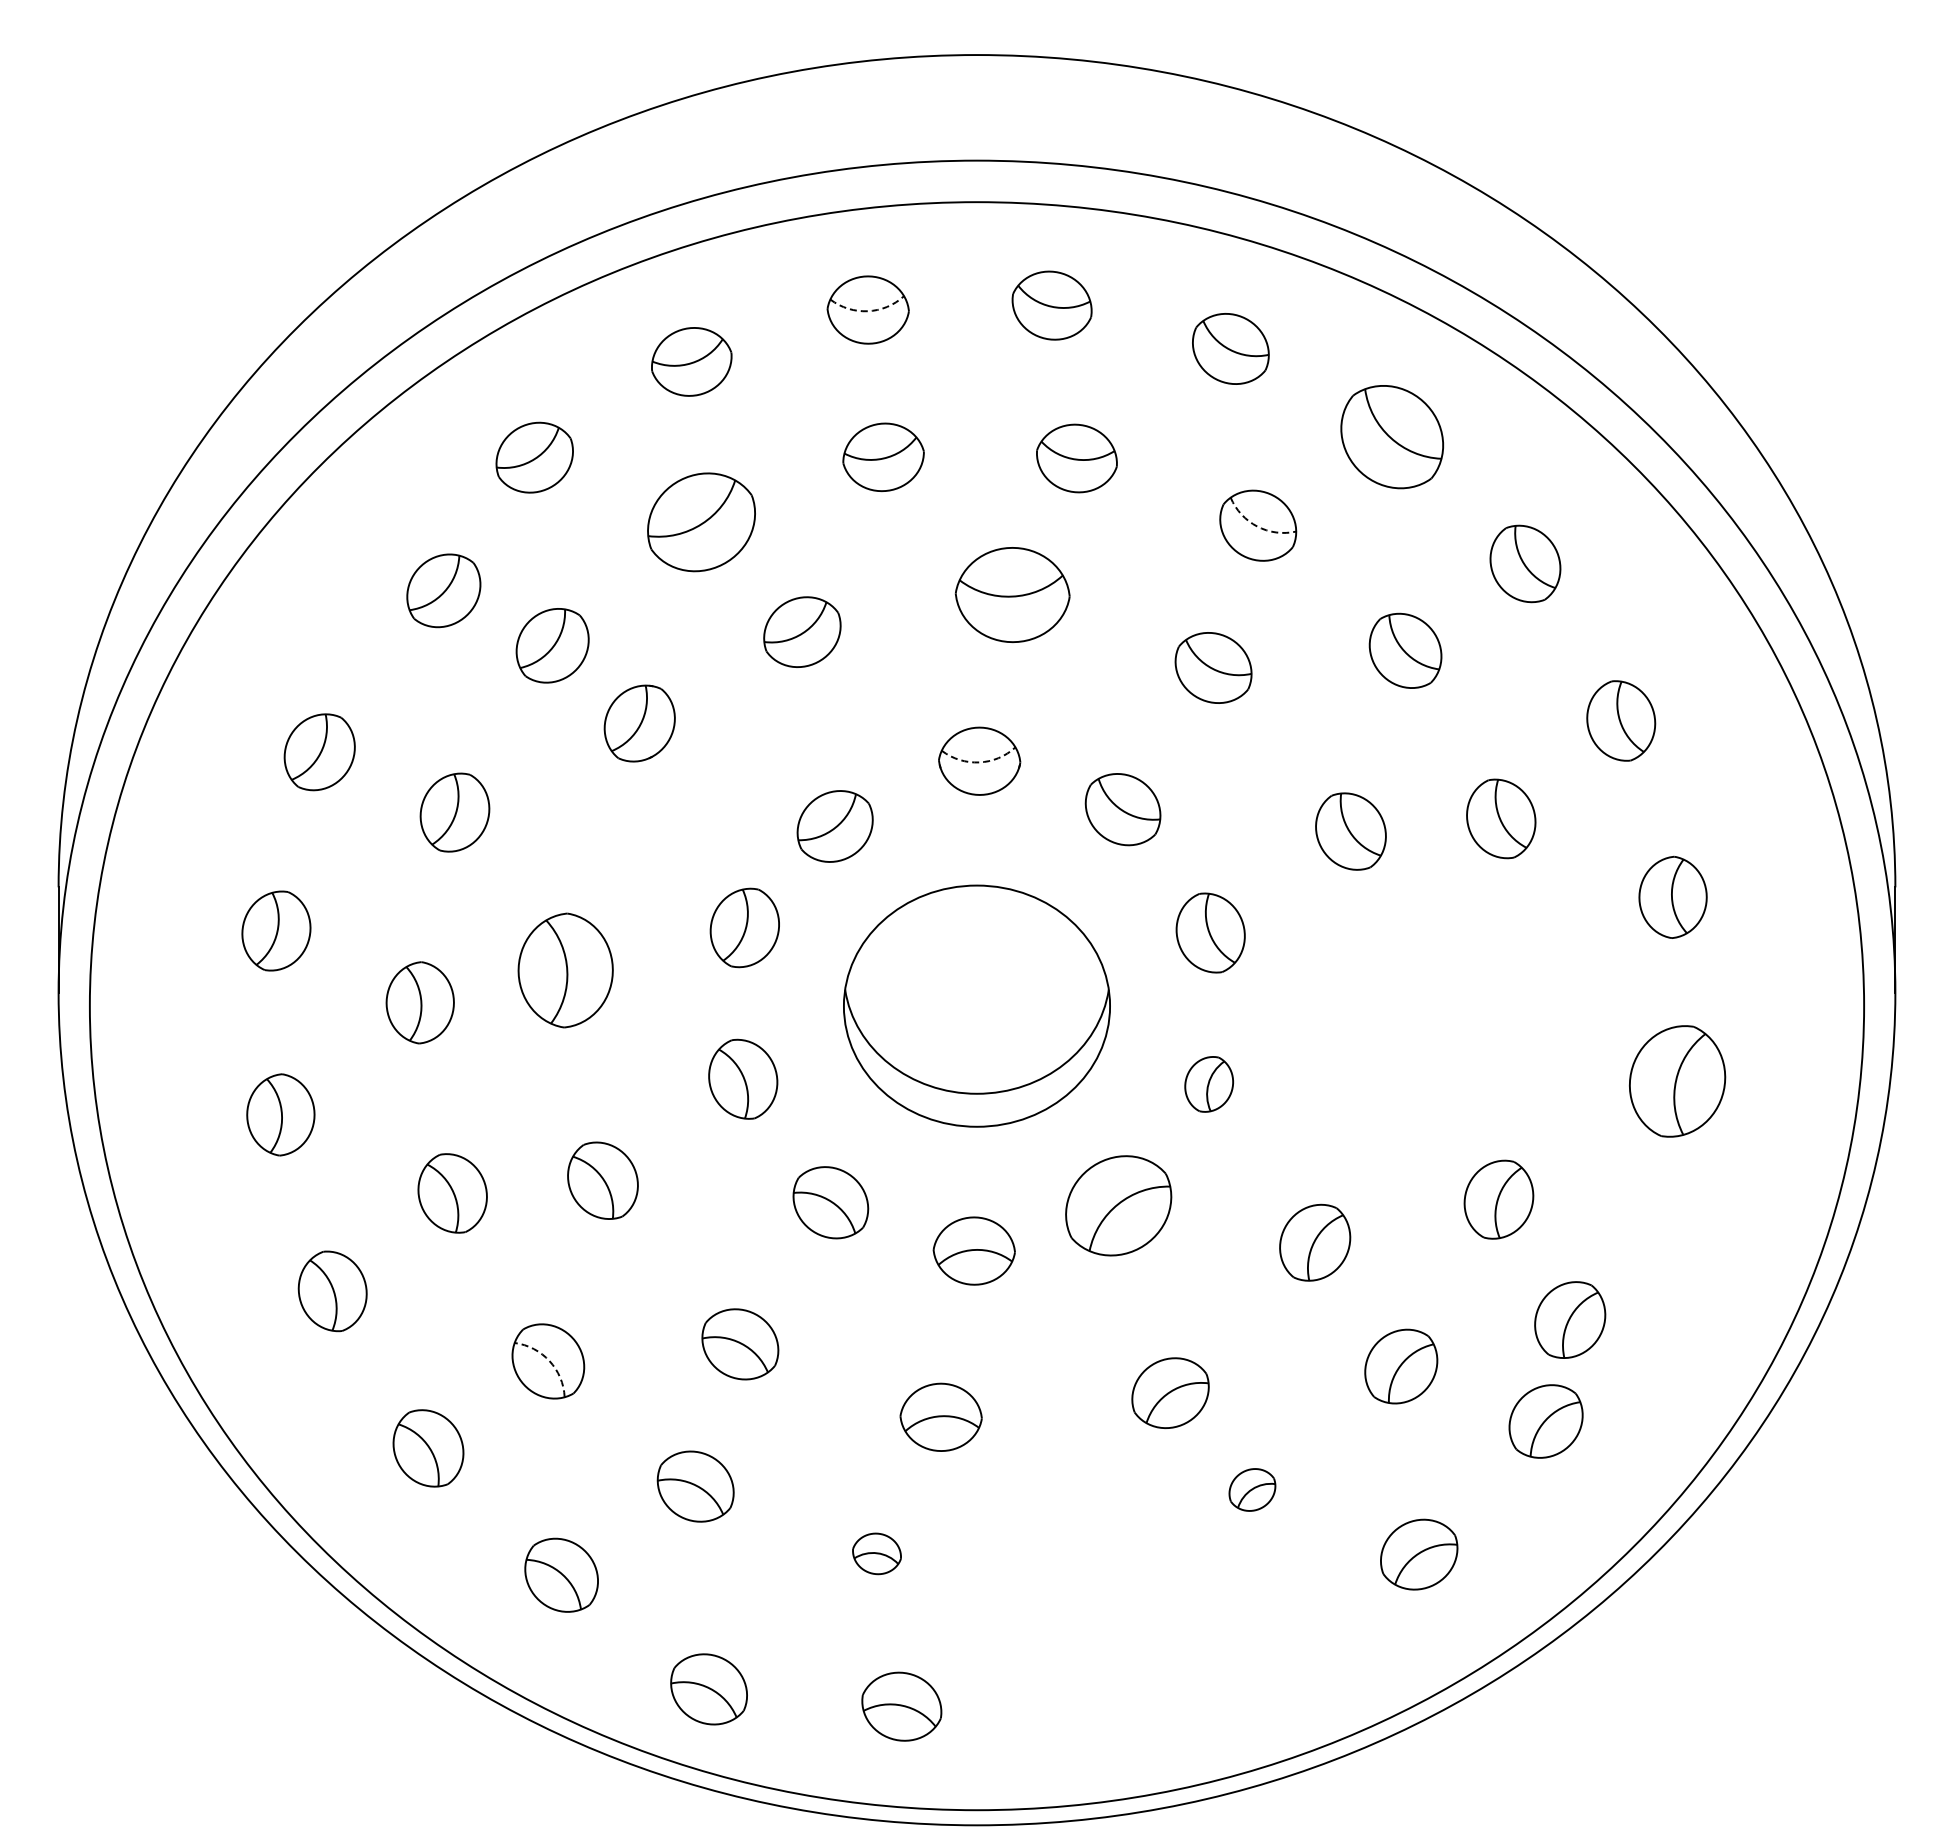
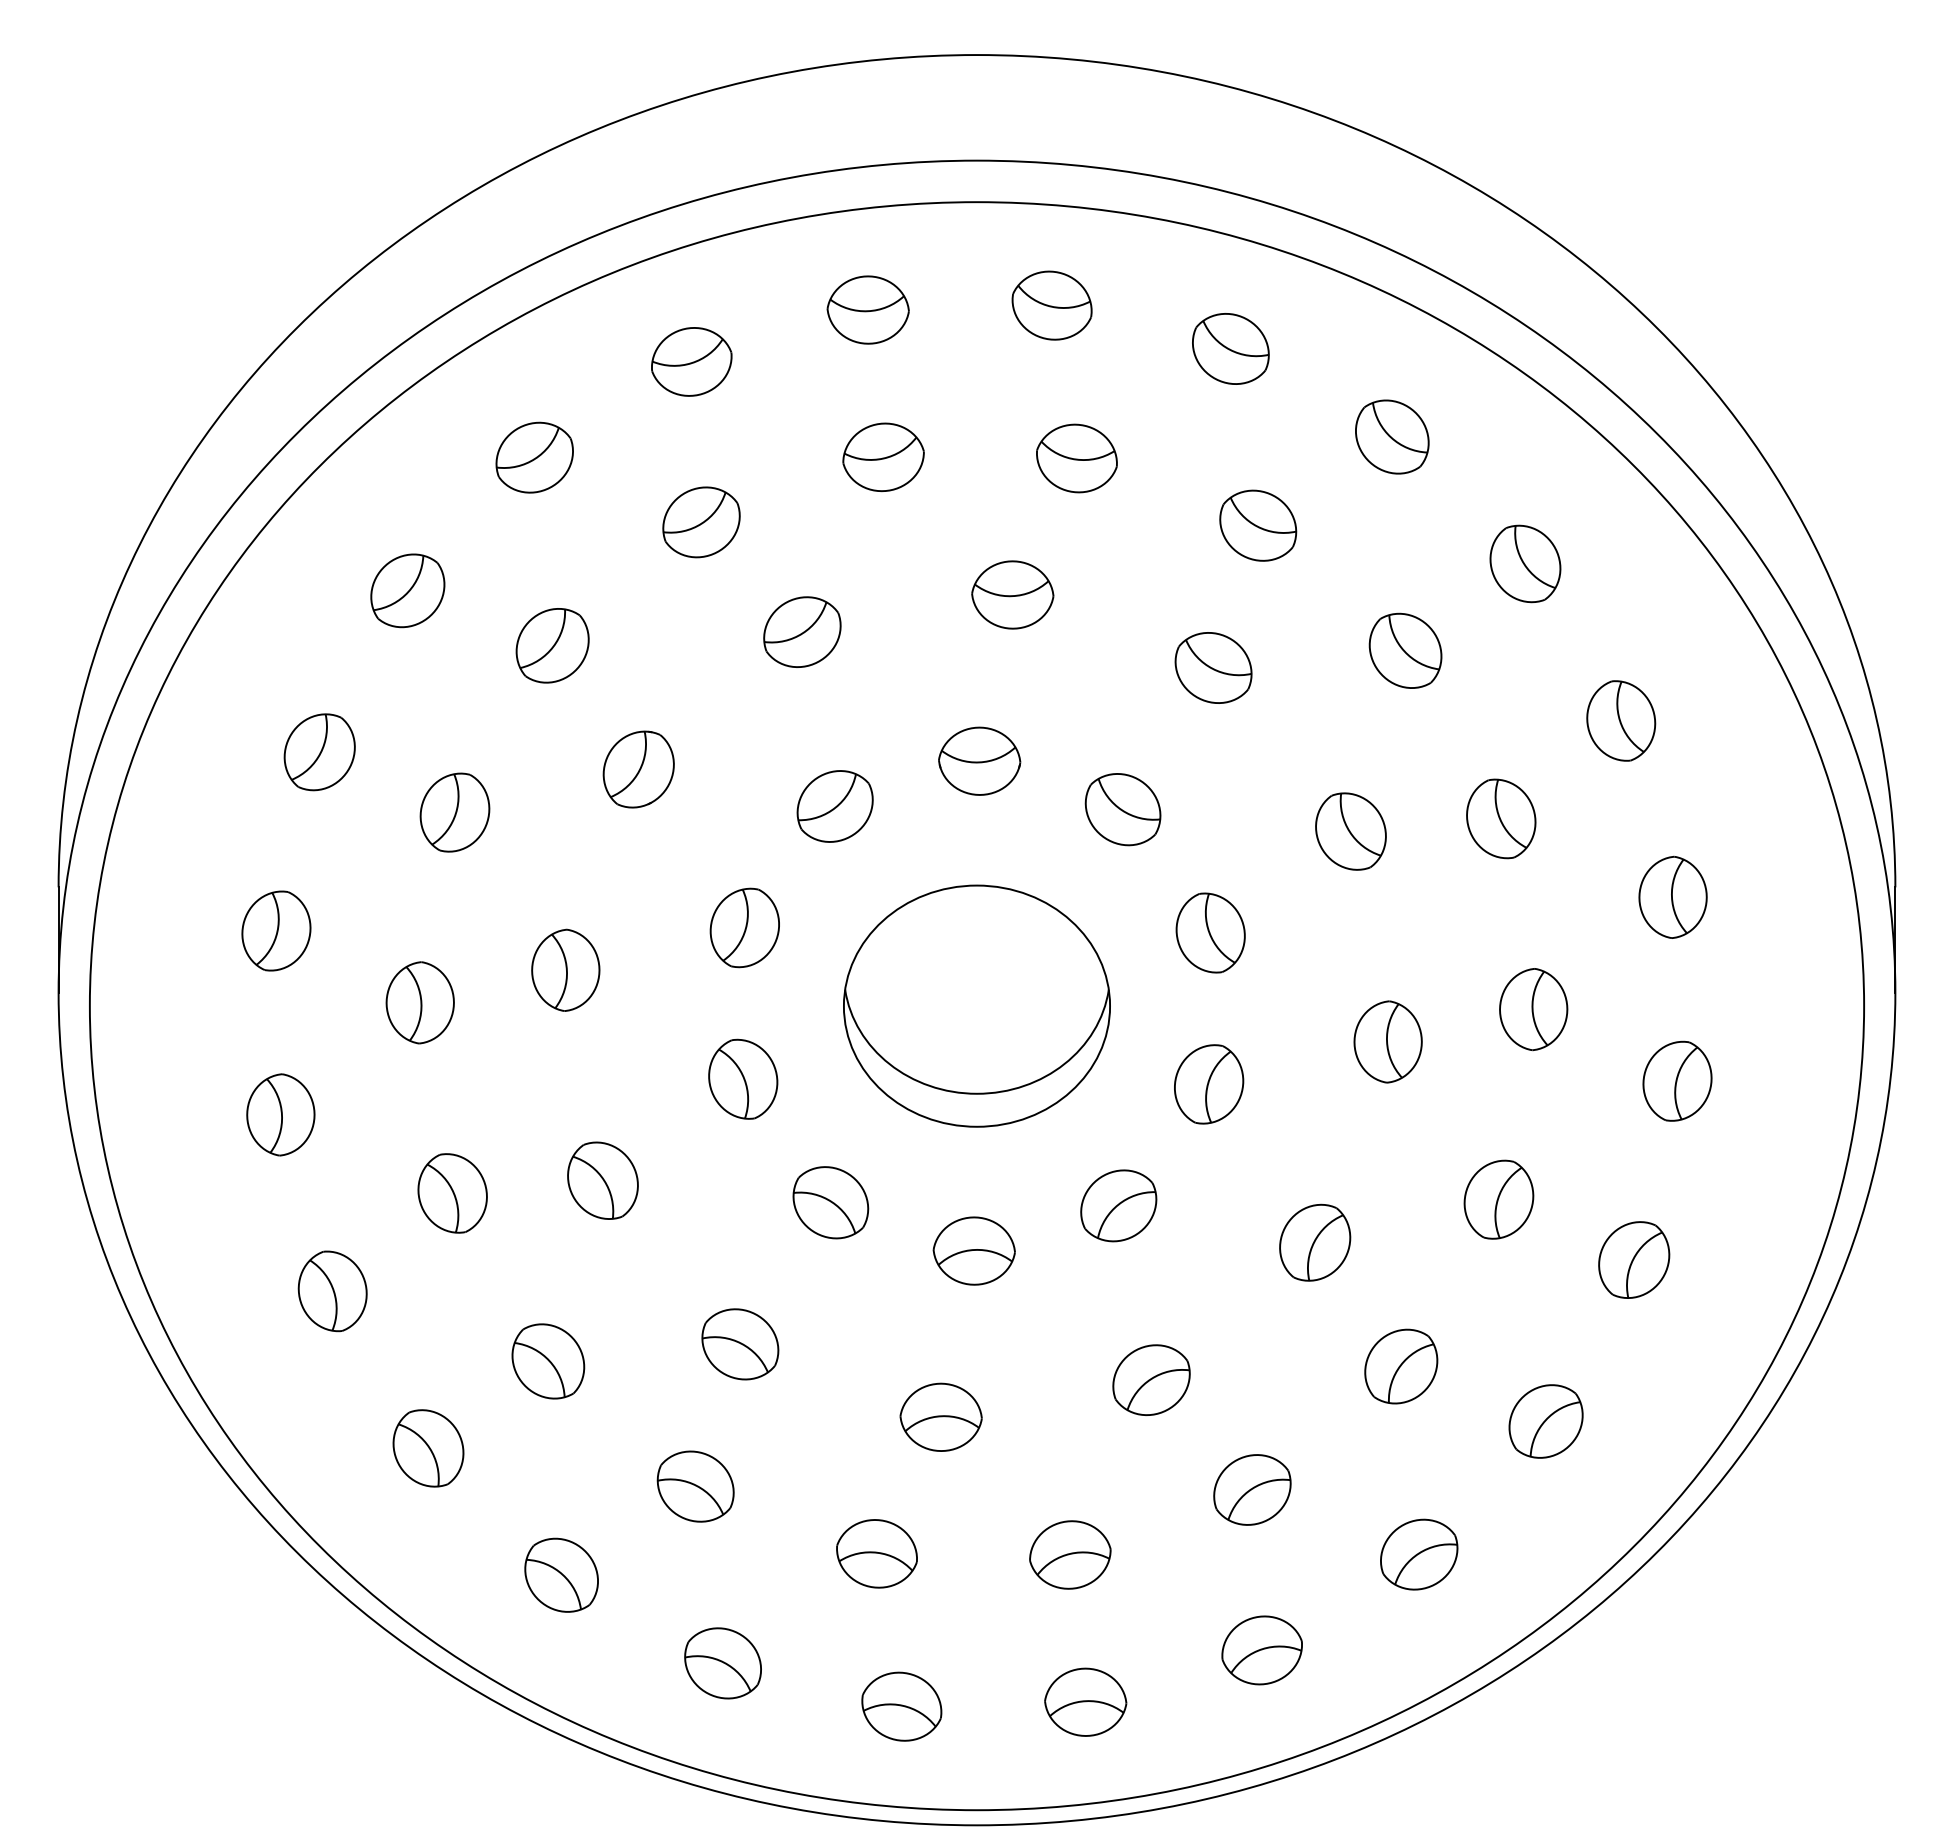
arc: dashed -> solid (867, 311)
part size: 104x105 px -> 75x76 px (1392, 436)
part size: 109x101 px -> 79x73 px (701, 522)
arc: dashed -> solid (1257, 526)
part position: (443, 590) -> (407, 590) (407, 590)
part size: 117x96 px -> 84x70 px (1012, 594)
part position: (639, 723) -> (638, 769) (638, 769)
arc: dashed -> solid (979, 762)
part position: (834, 826) -> (834, 806) (834, 806)
part size: 97x117 px -> 70x84 px (565, 969)
part: none -> present (1533, 1009)
part: none -> present (1387, 1041)
part size: 98x113 px -> 71x82 px (1677, 1080)
part size: 50x57 px -> 71x81 px (1209, 1084)
part size: 108x102 px -> 78x74 px (1118, 1205)
part position: (1570, 1319) -> (1634, 1259) (1634, 1259)
arc: dashed -> solid (549, 1361)
part position: (1170, 1392) -> (1151, 1379) (1151, 1379)
part size: 49x44 px -> 79x72 px (1252, 1489)
part size: 50x44 px -> 82x70 px (876, 1553)
part: none -> present (1070, 1554)
part: none -> present (1261, 1650)
part position: (708, 1689) -> (722, 1663) (722, 1663)
part: none -> present (1085, 1701)
